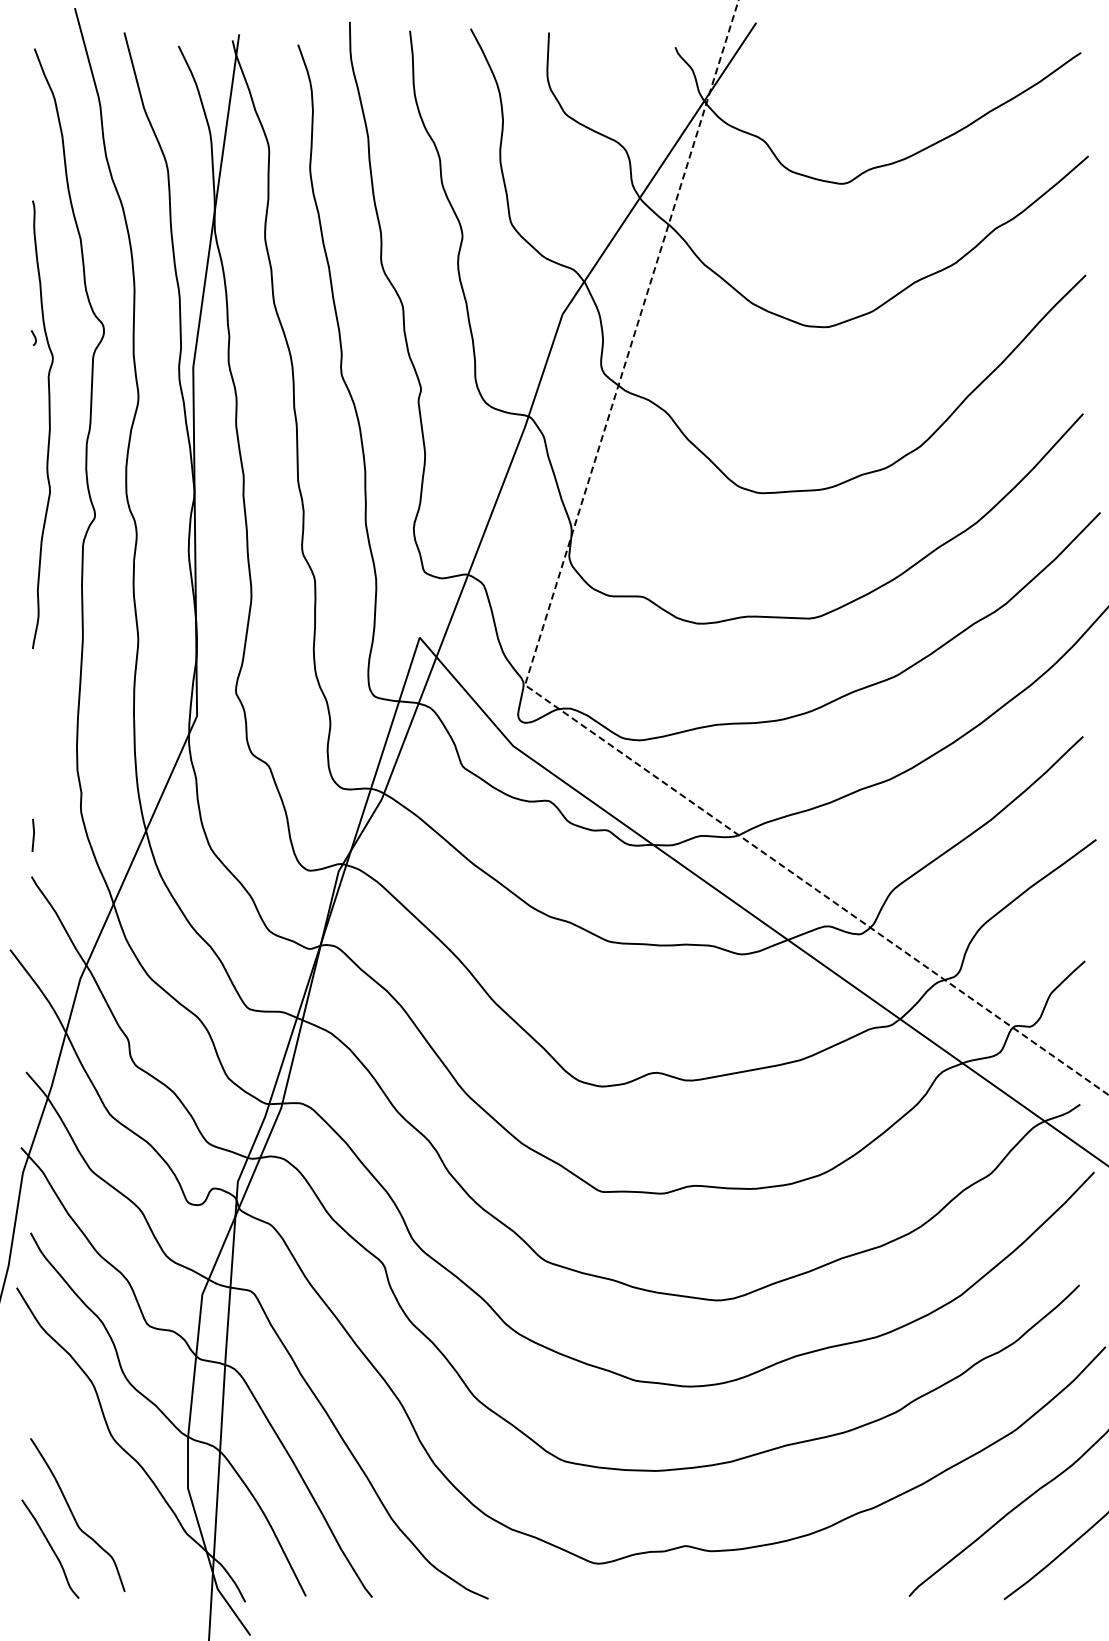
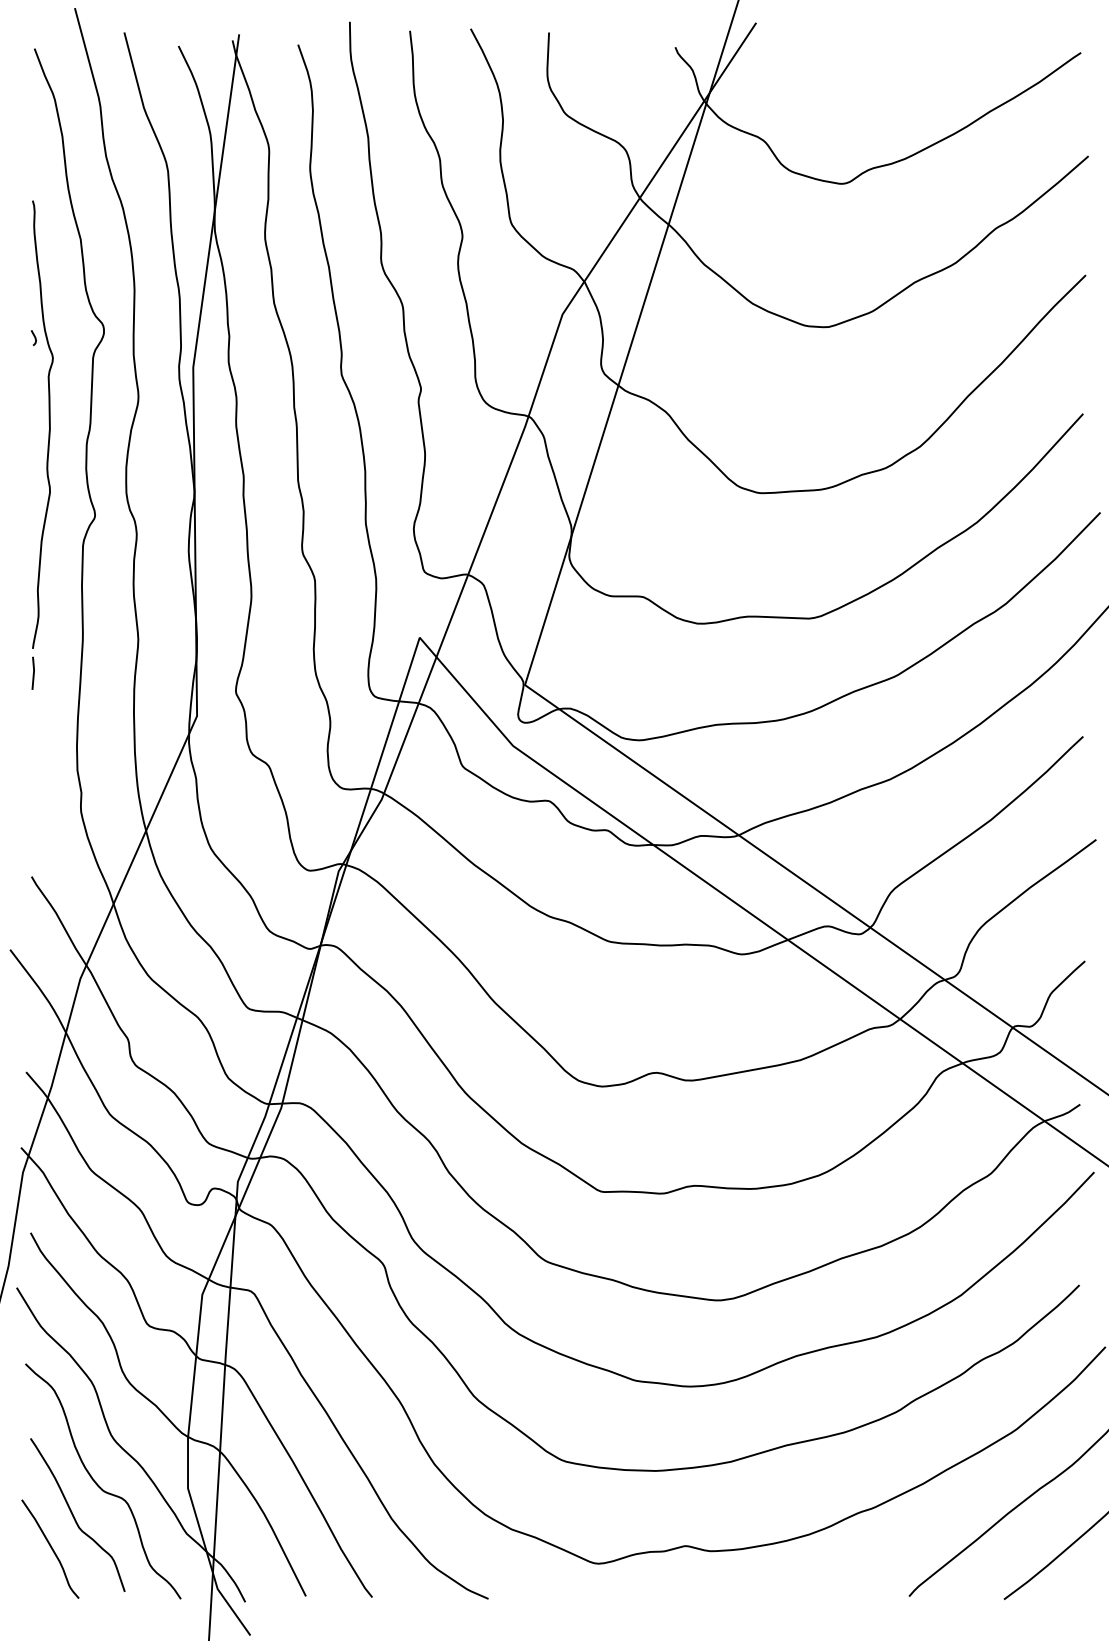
line: dashed -> solid (525, 683)
line position: (33, 834) -> (33, 672) (33, 672)
curve: none -> present (99, 1485)
